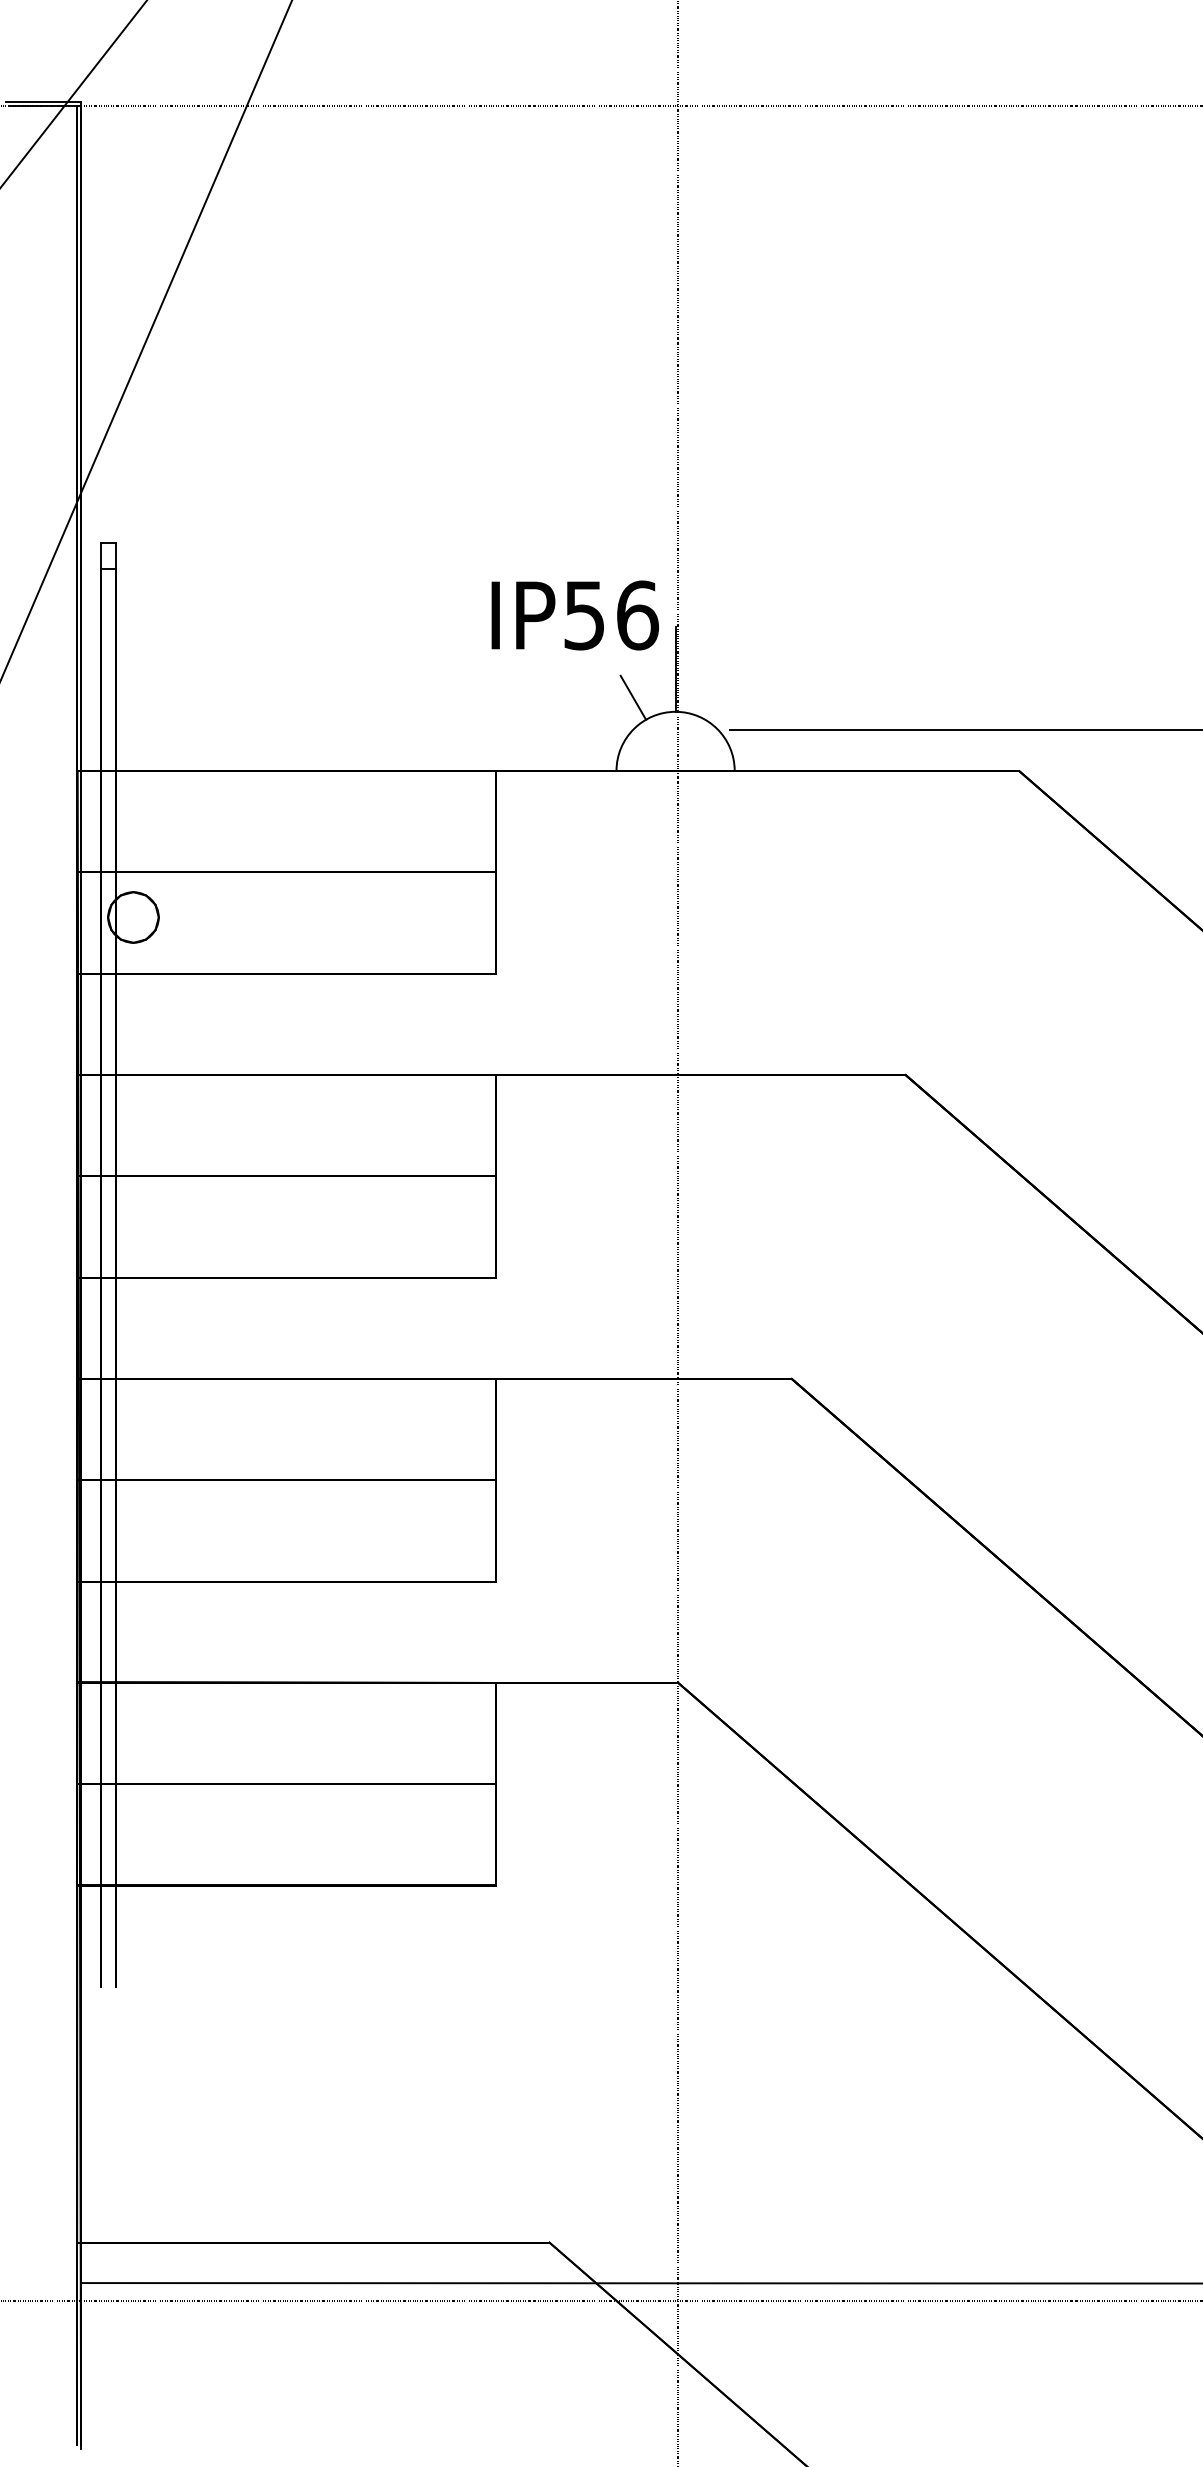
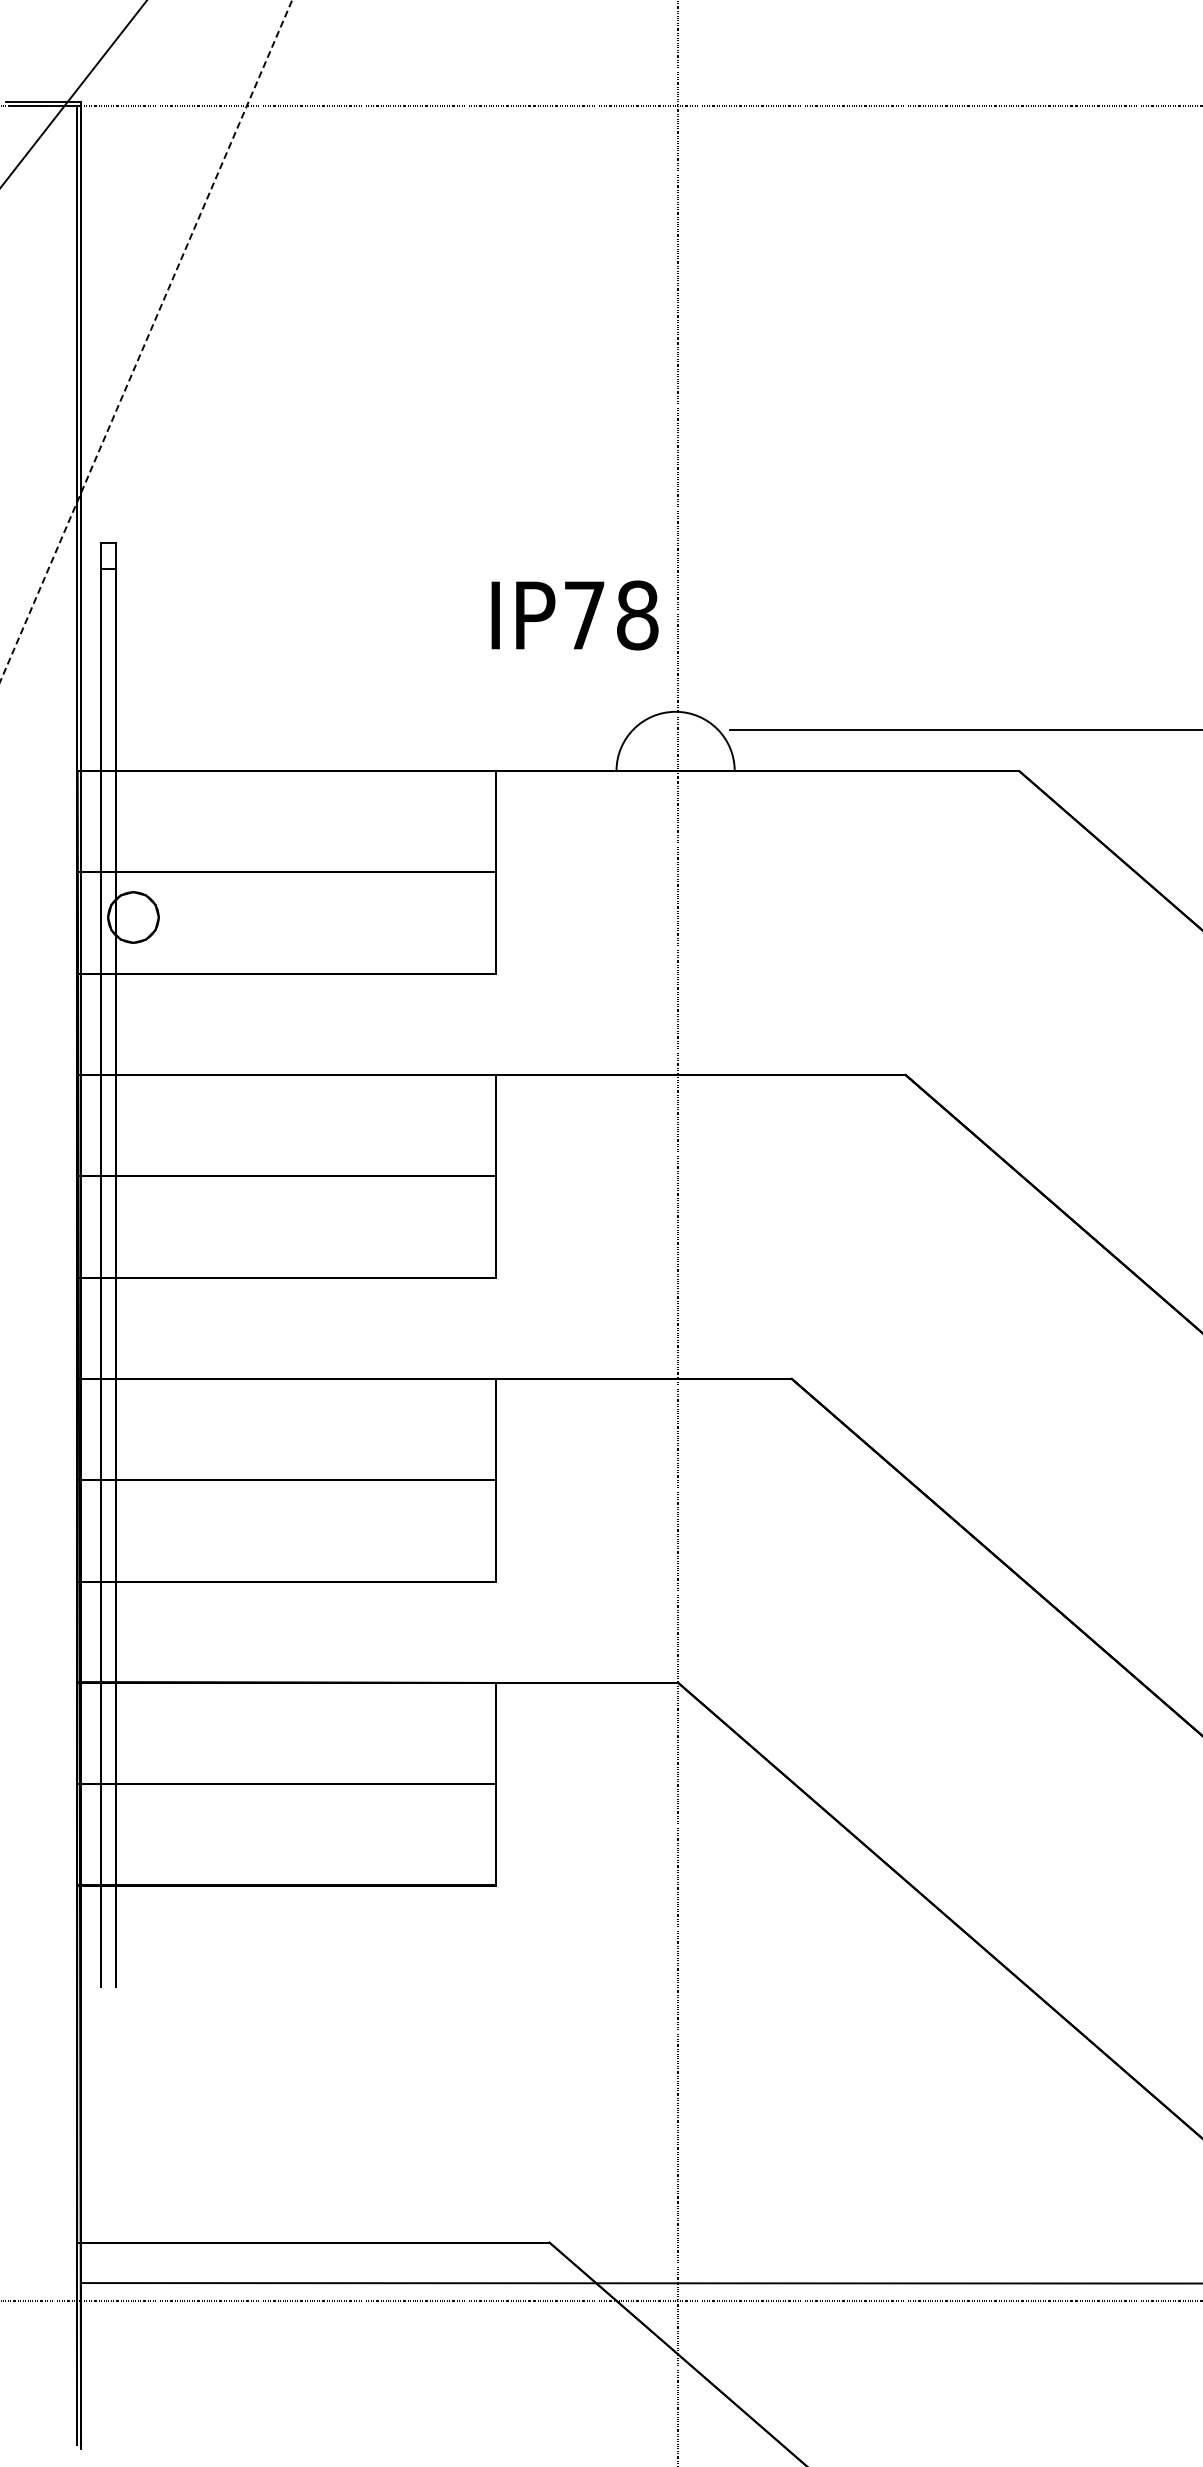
line: solid -> dashed (146, 341)
text: IP56 -> IP78 (611, 615)
line: present -> none (675, 669)
line: present -> none (633, 697)
